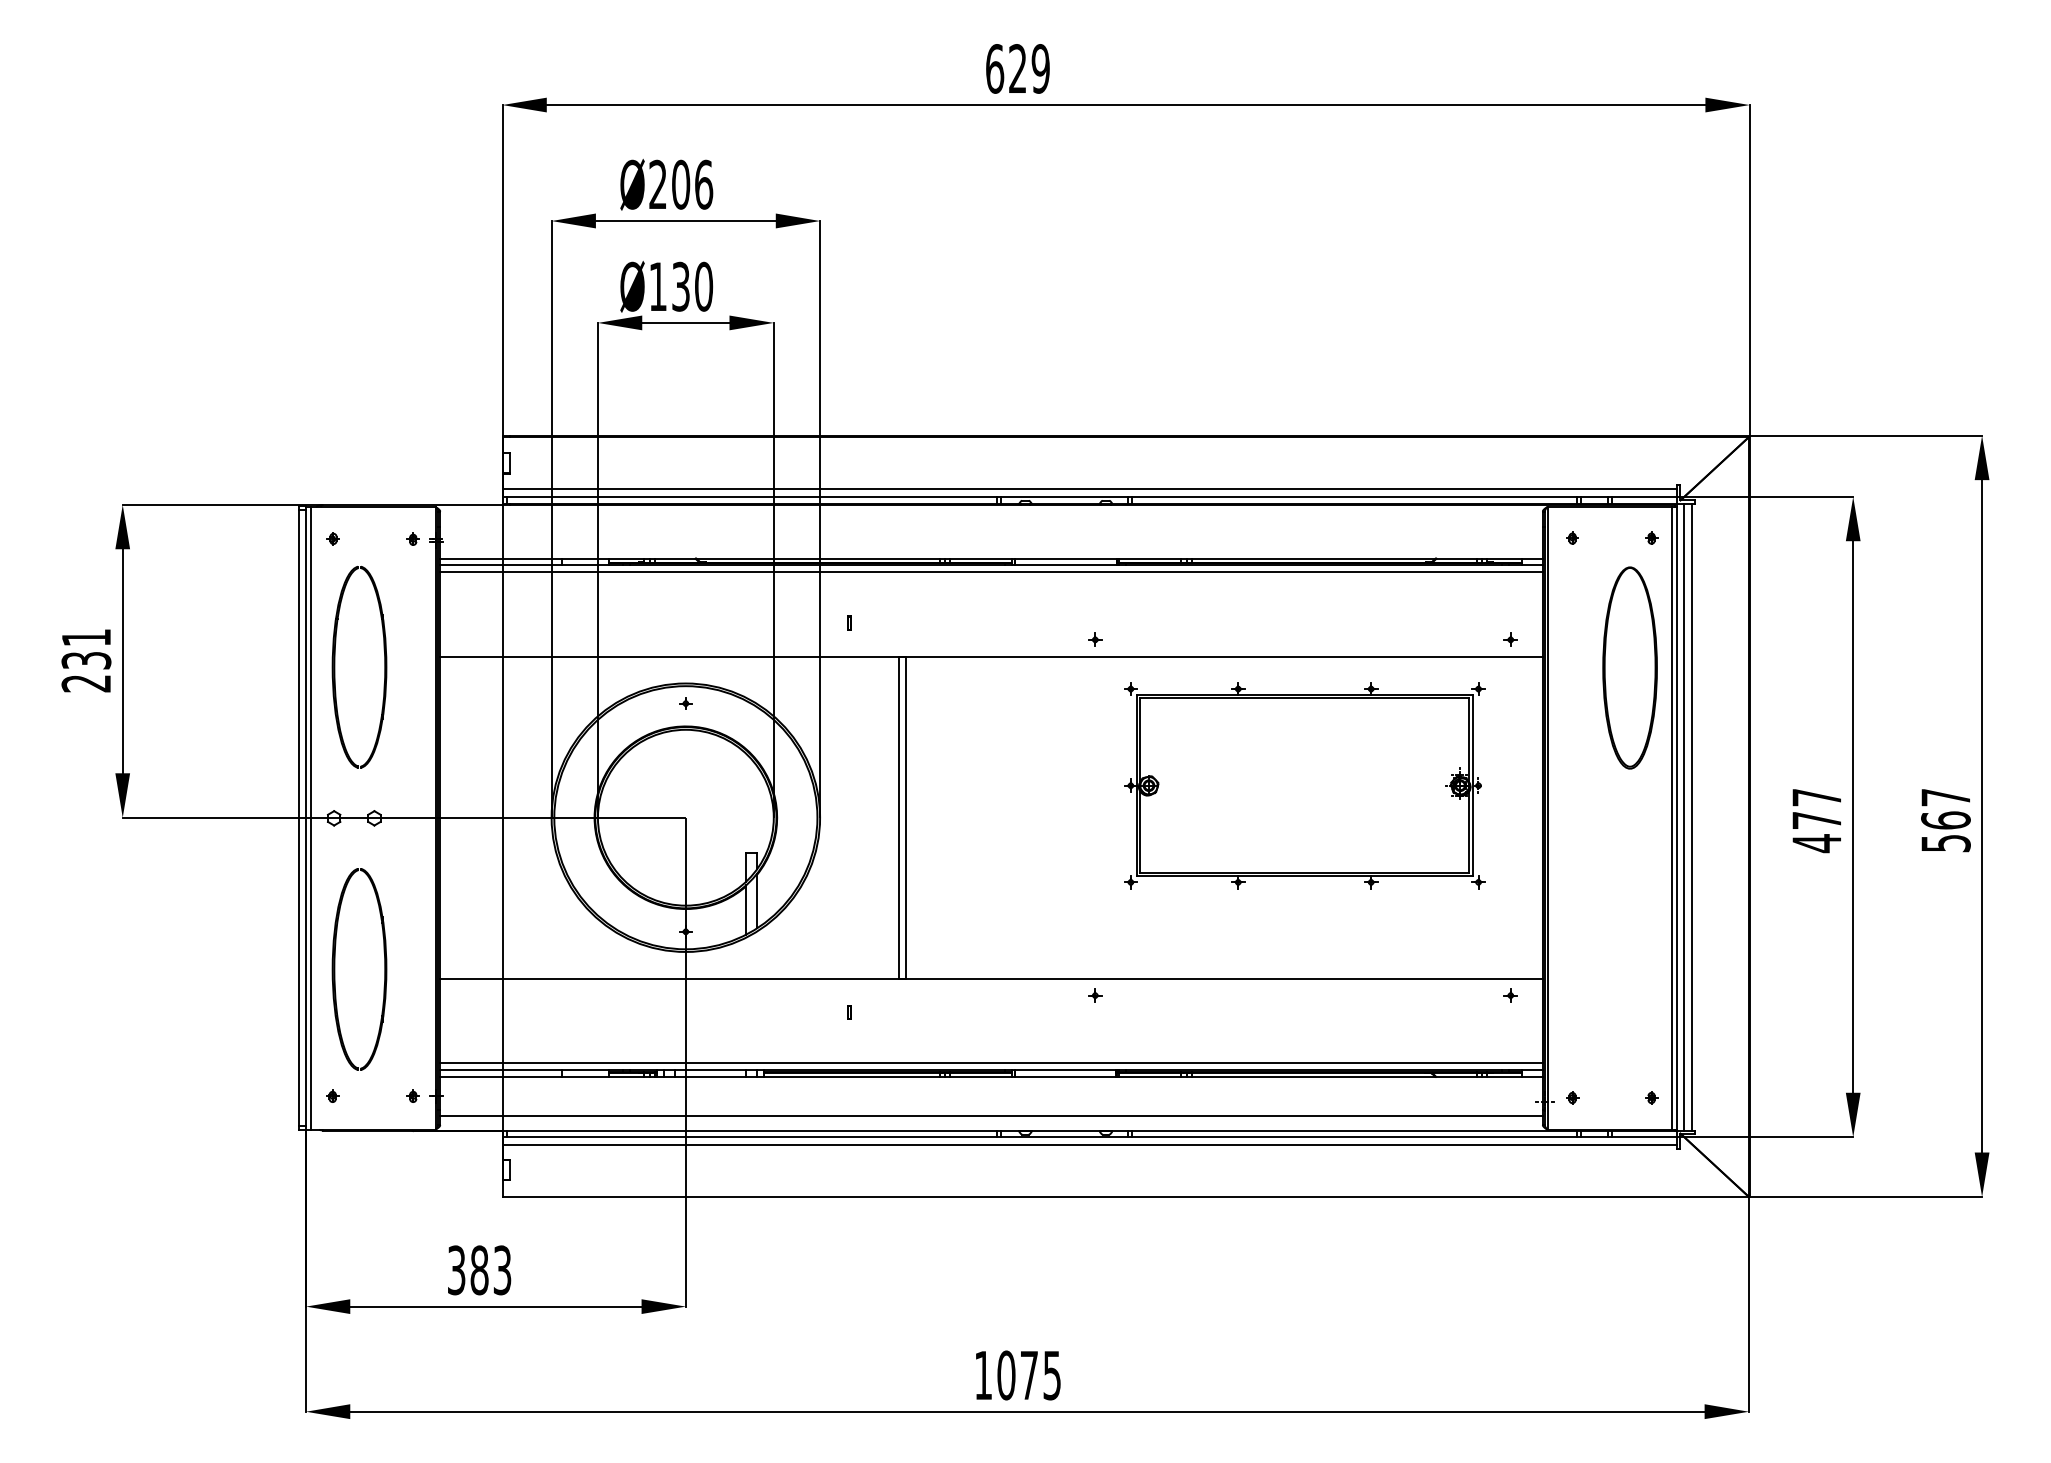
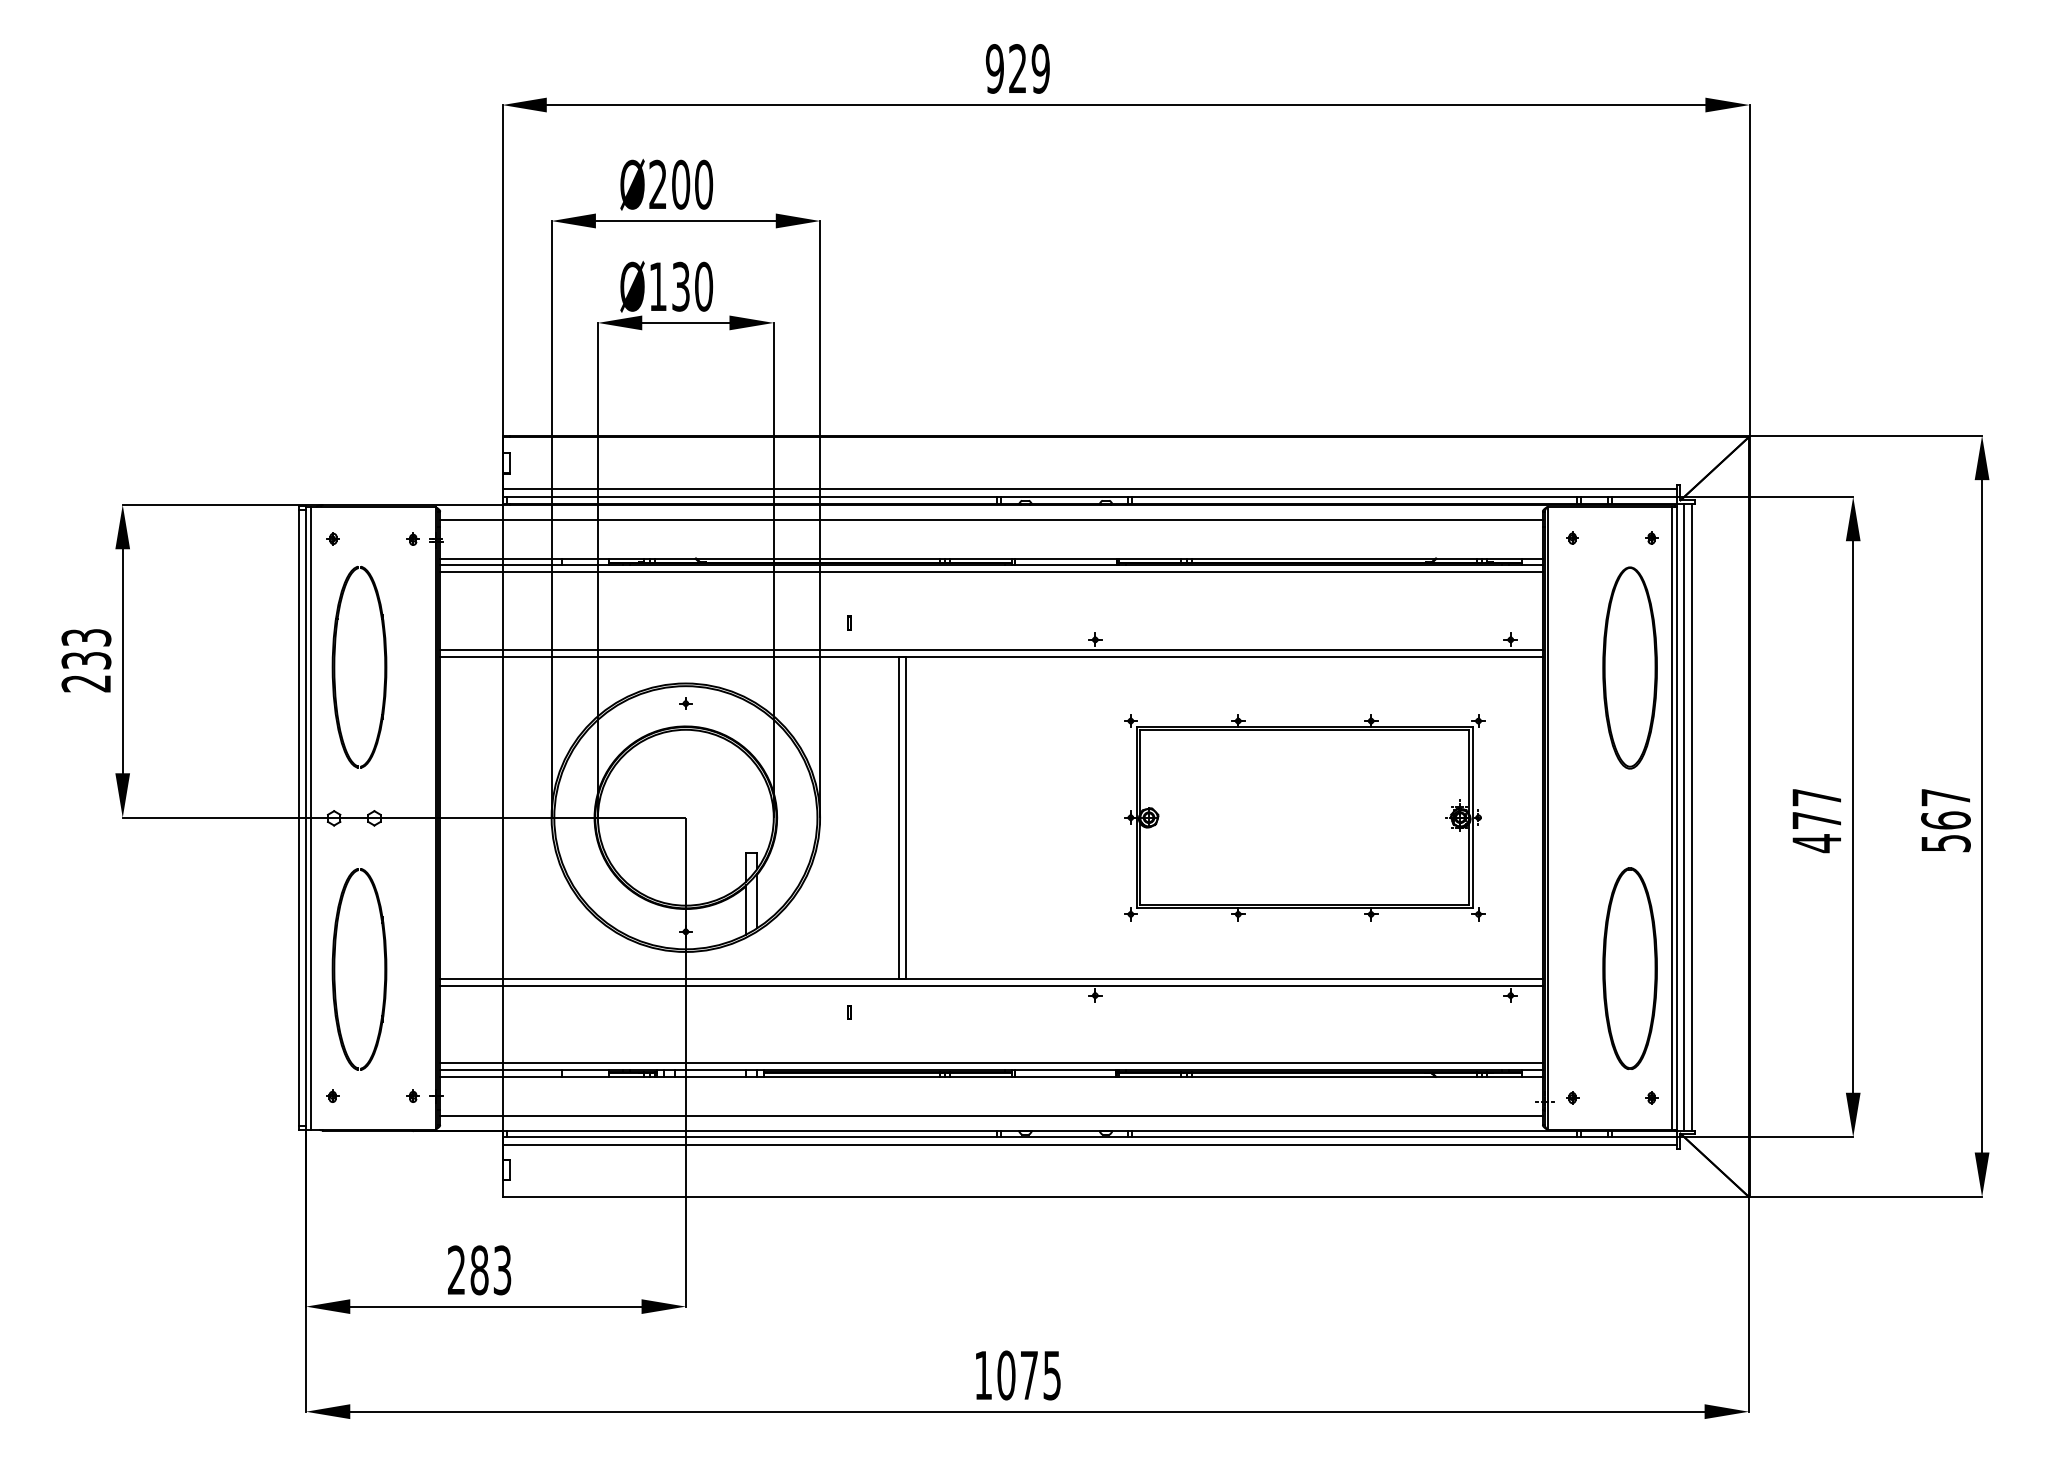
text: 629 -> 929 (994, 68)
text: Ø206 -> Ø200 (704, 184)
line: none -> present (991, 519)
text: 231 -> 233 (86, 637)
line: none -> present (991, 649)
part position: (1304, 785) -> (1304, 817) (1304, 817)
part: none -> present (1629, 968)
line: none -> present (991, 985)
text: 383 -> 283 (456, 1270)
